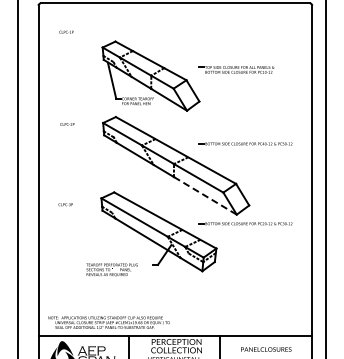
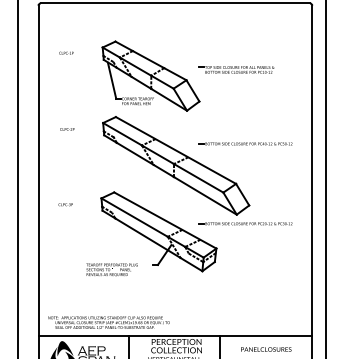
text position: (66, 31) -> (66, 52) (66, 52)
text position: (67, 124) -> (67, 129) (67, 129)
line: dashed -> solid (205, 195)
